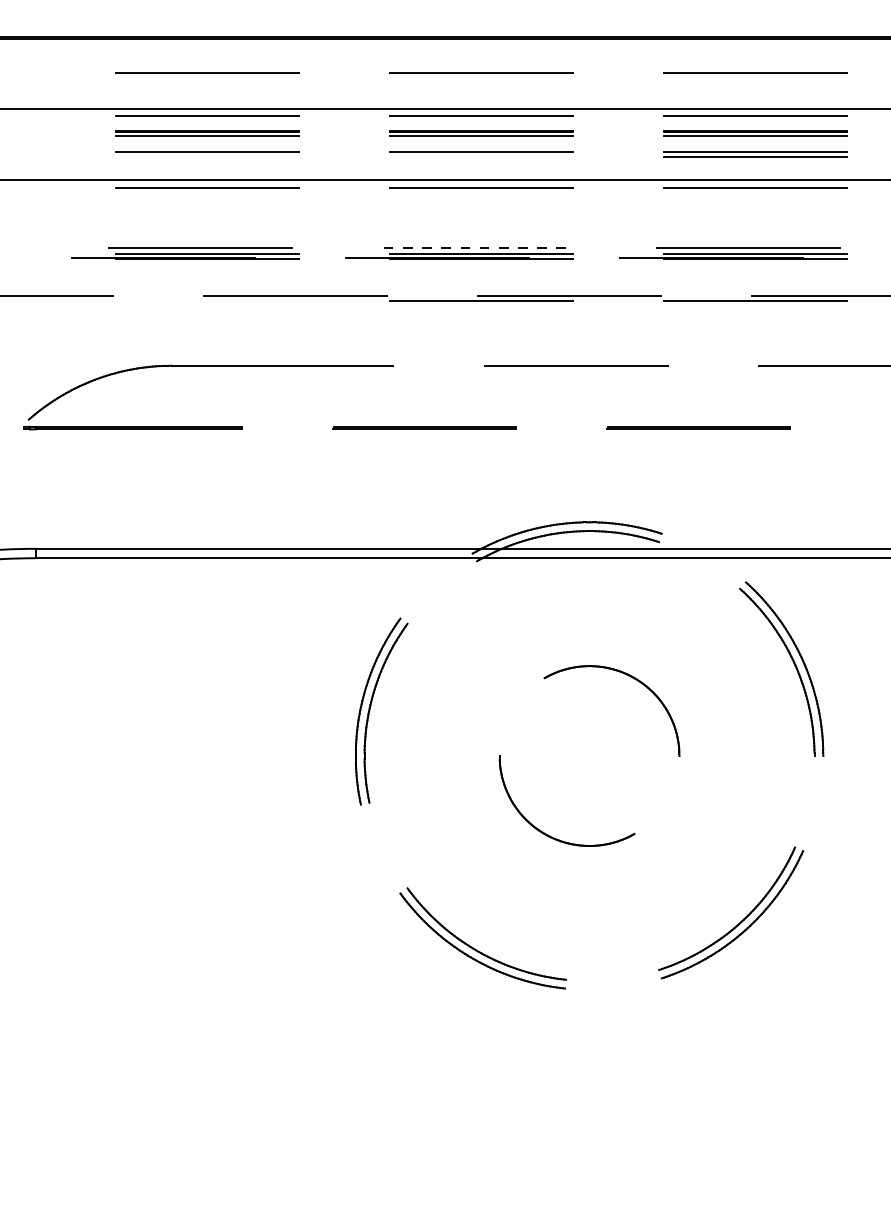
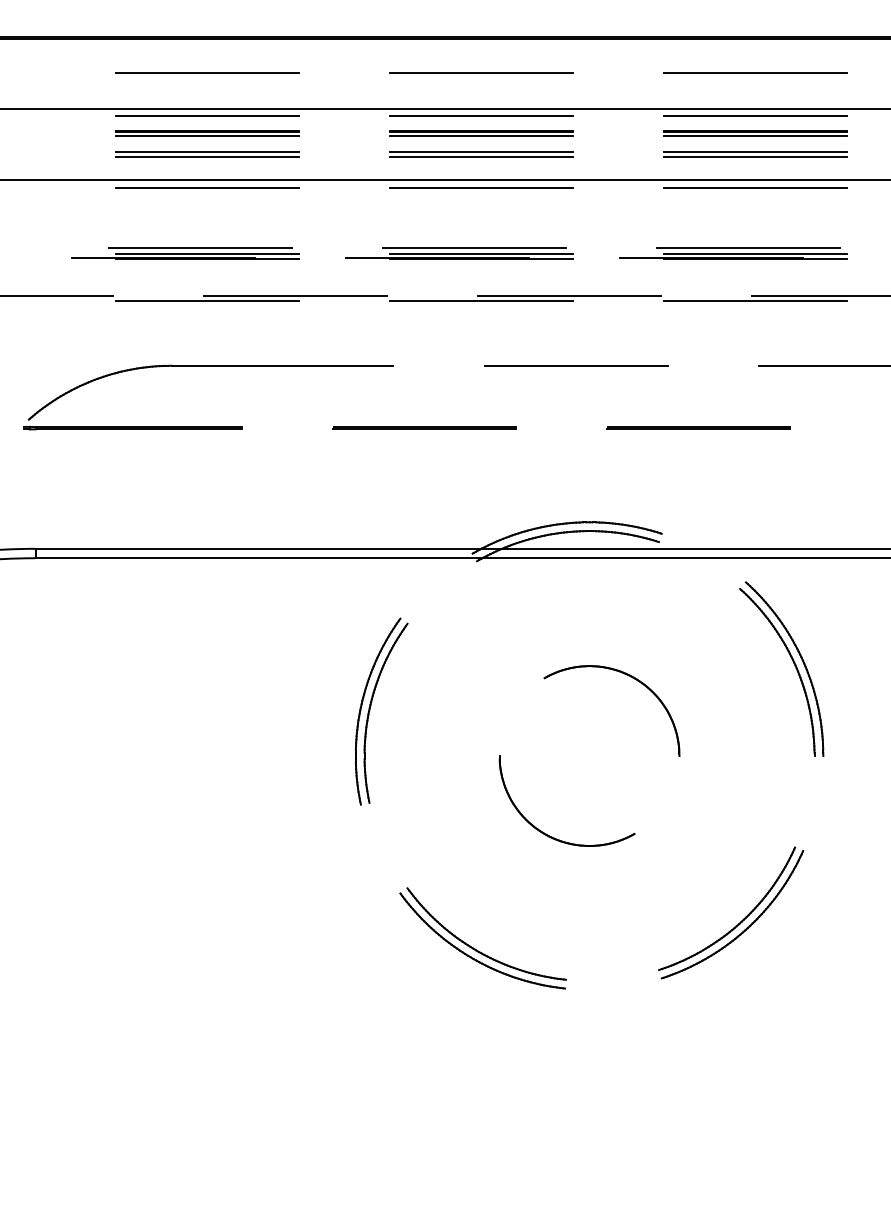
line: none -> present (207, 157)
line: none -> present (481, 157)
line: dashed -> solid (474, 247)
line: none -> present (206, 300)
